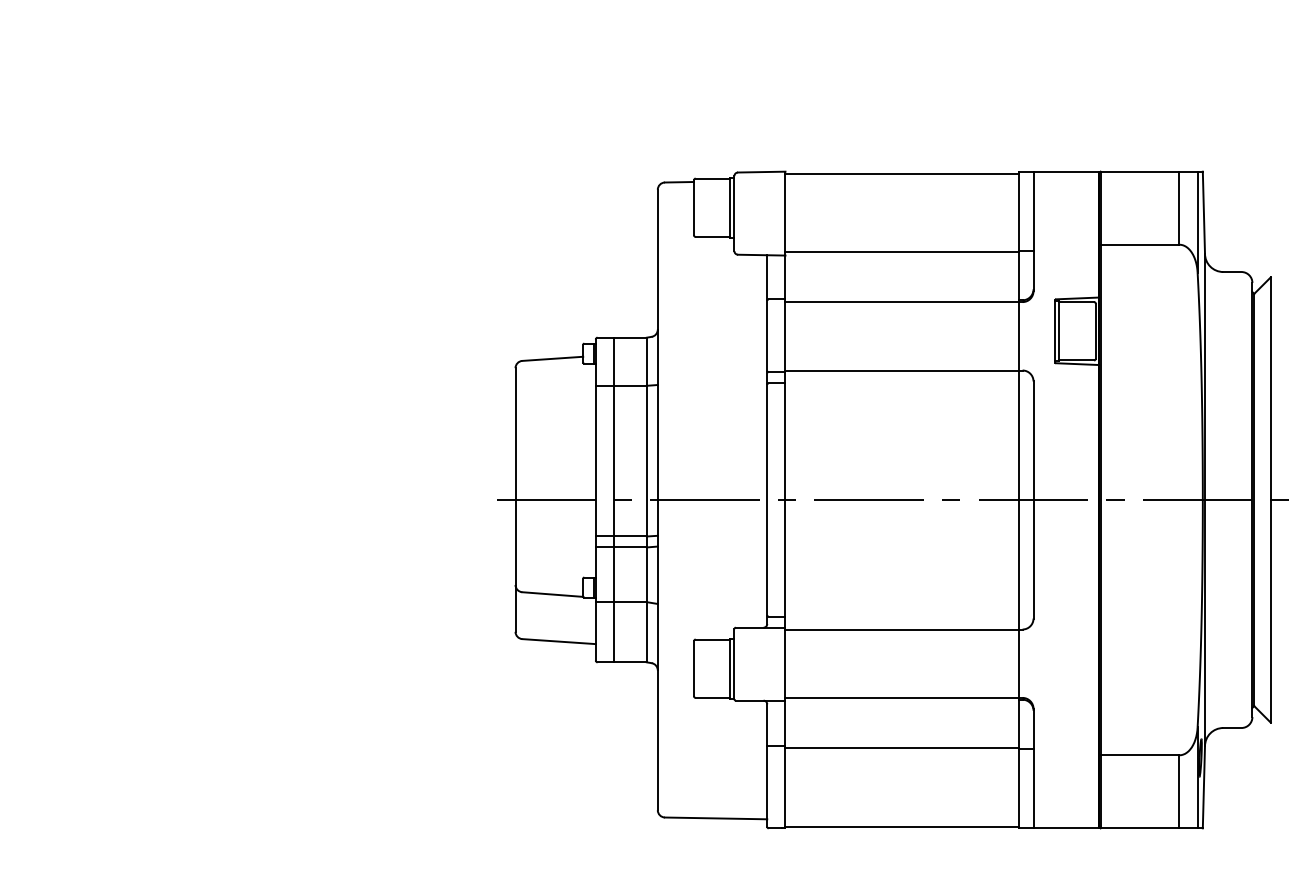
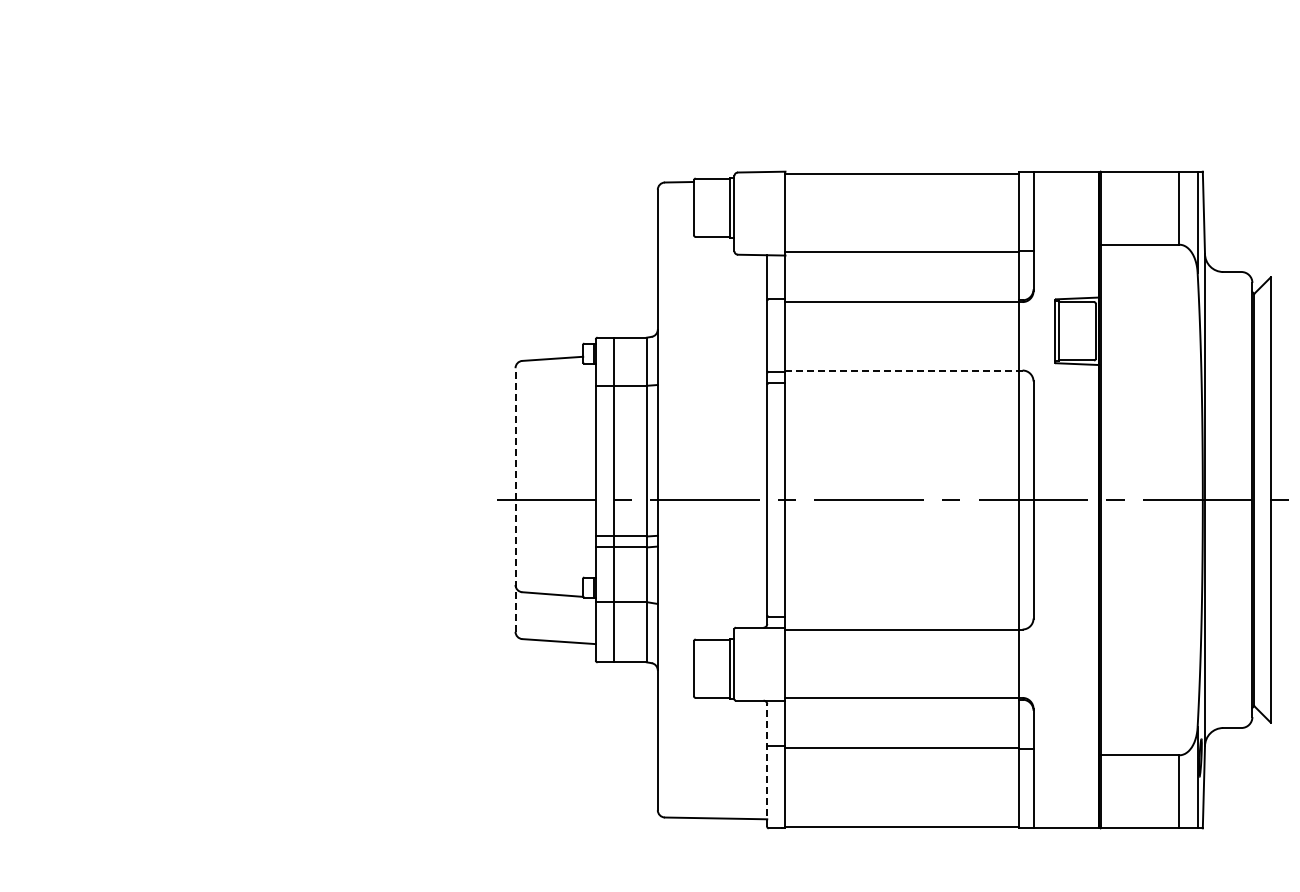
line: solid -> dashed (904, 370)
line: solid -> dashed (515, 500)
line: solid -> dashed (767, 765)
